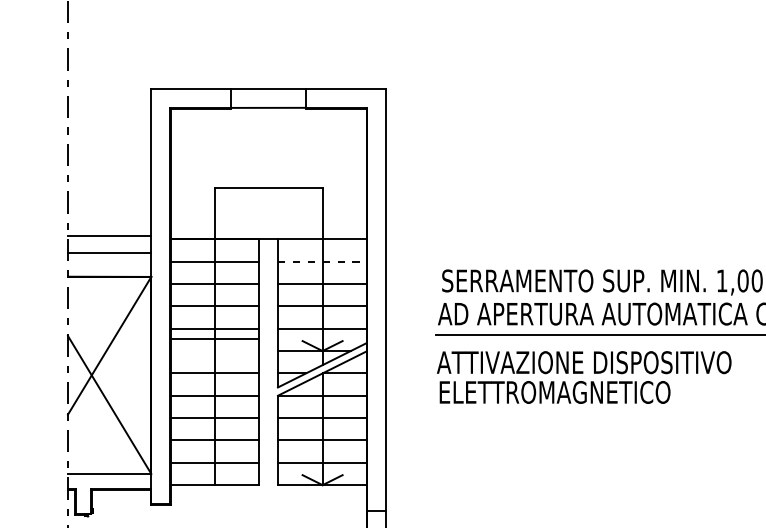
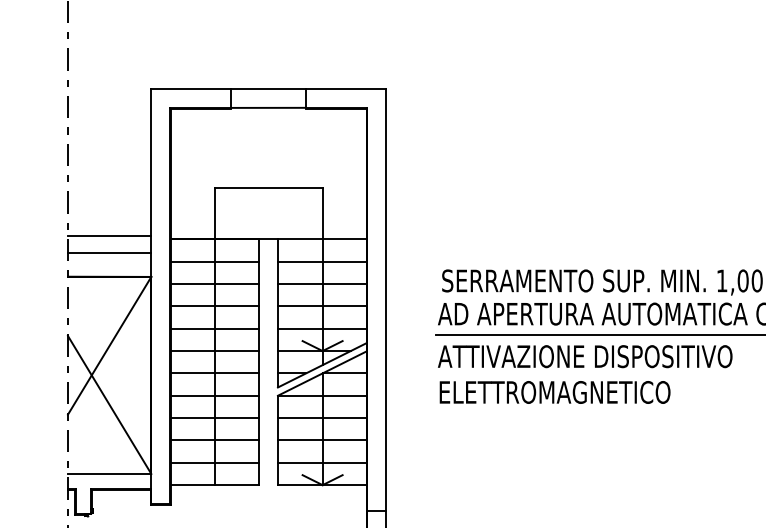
line: dashed -> solid (322, 261)
line position: (214, 339) -> (214, 351) (214, 351)
text position: (584, 362) -> (585, 356) (585, 356)
